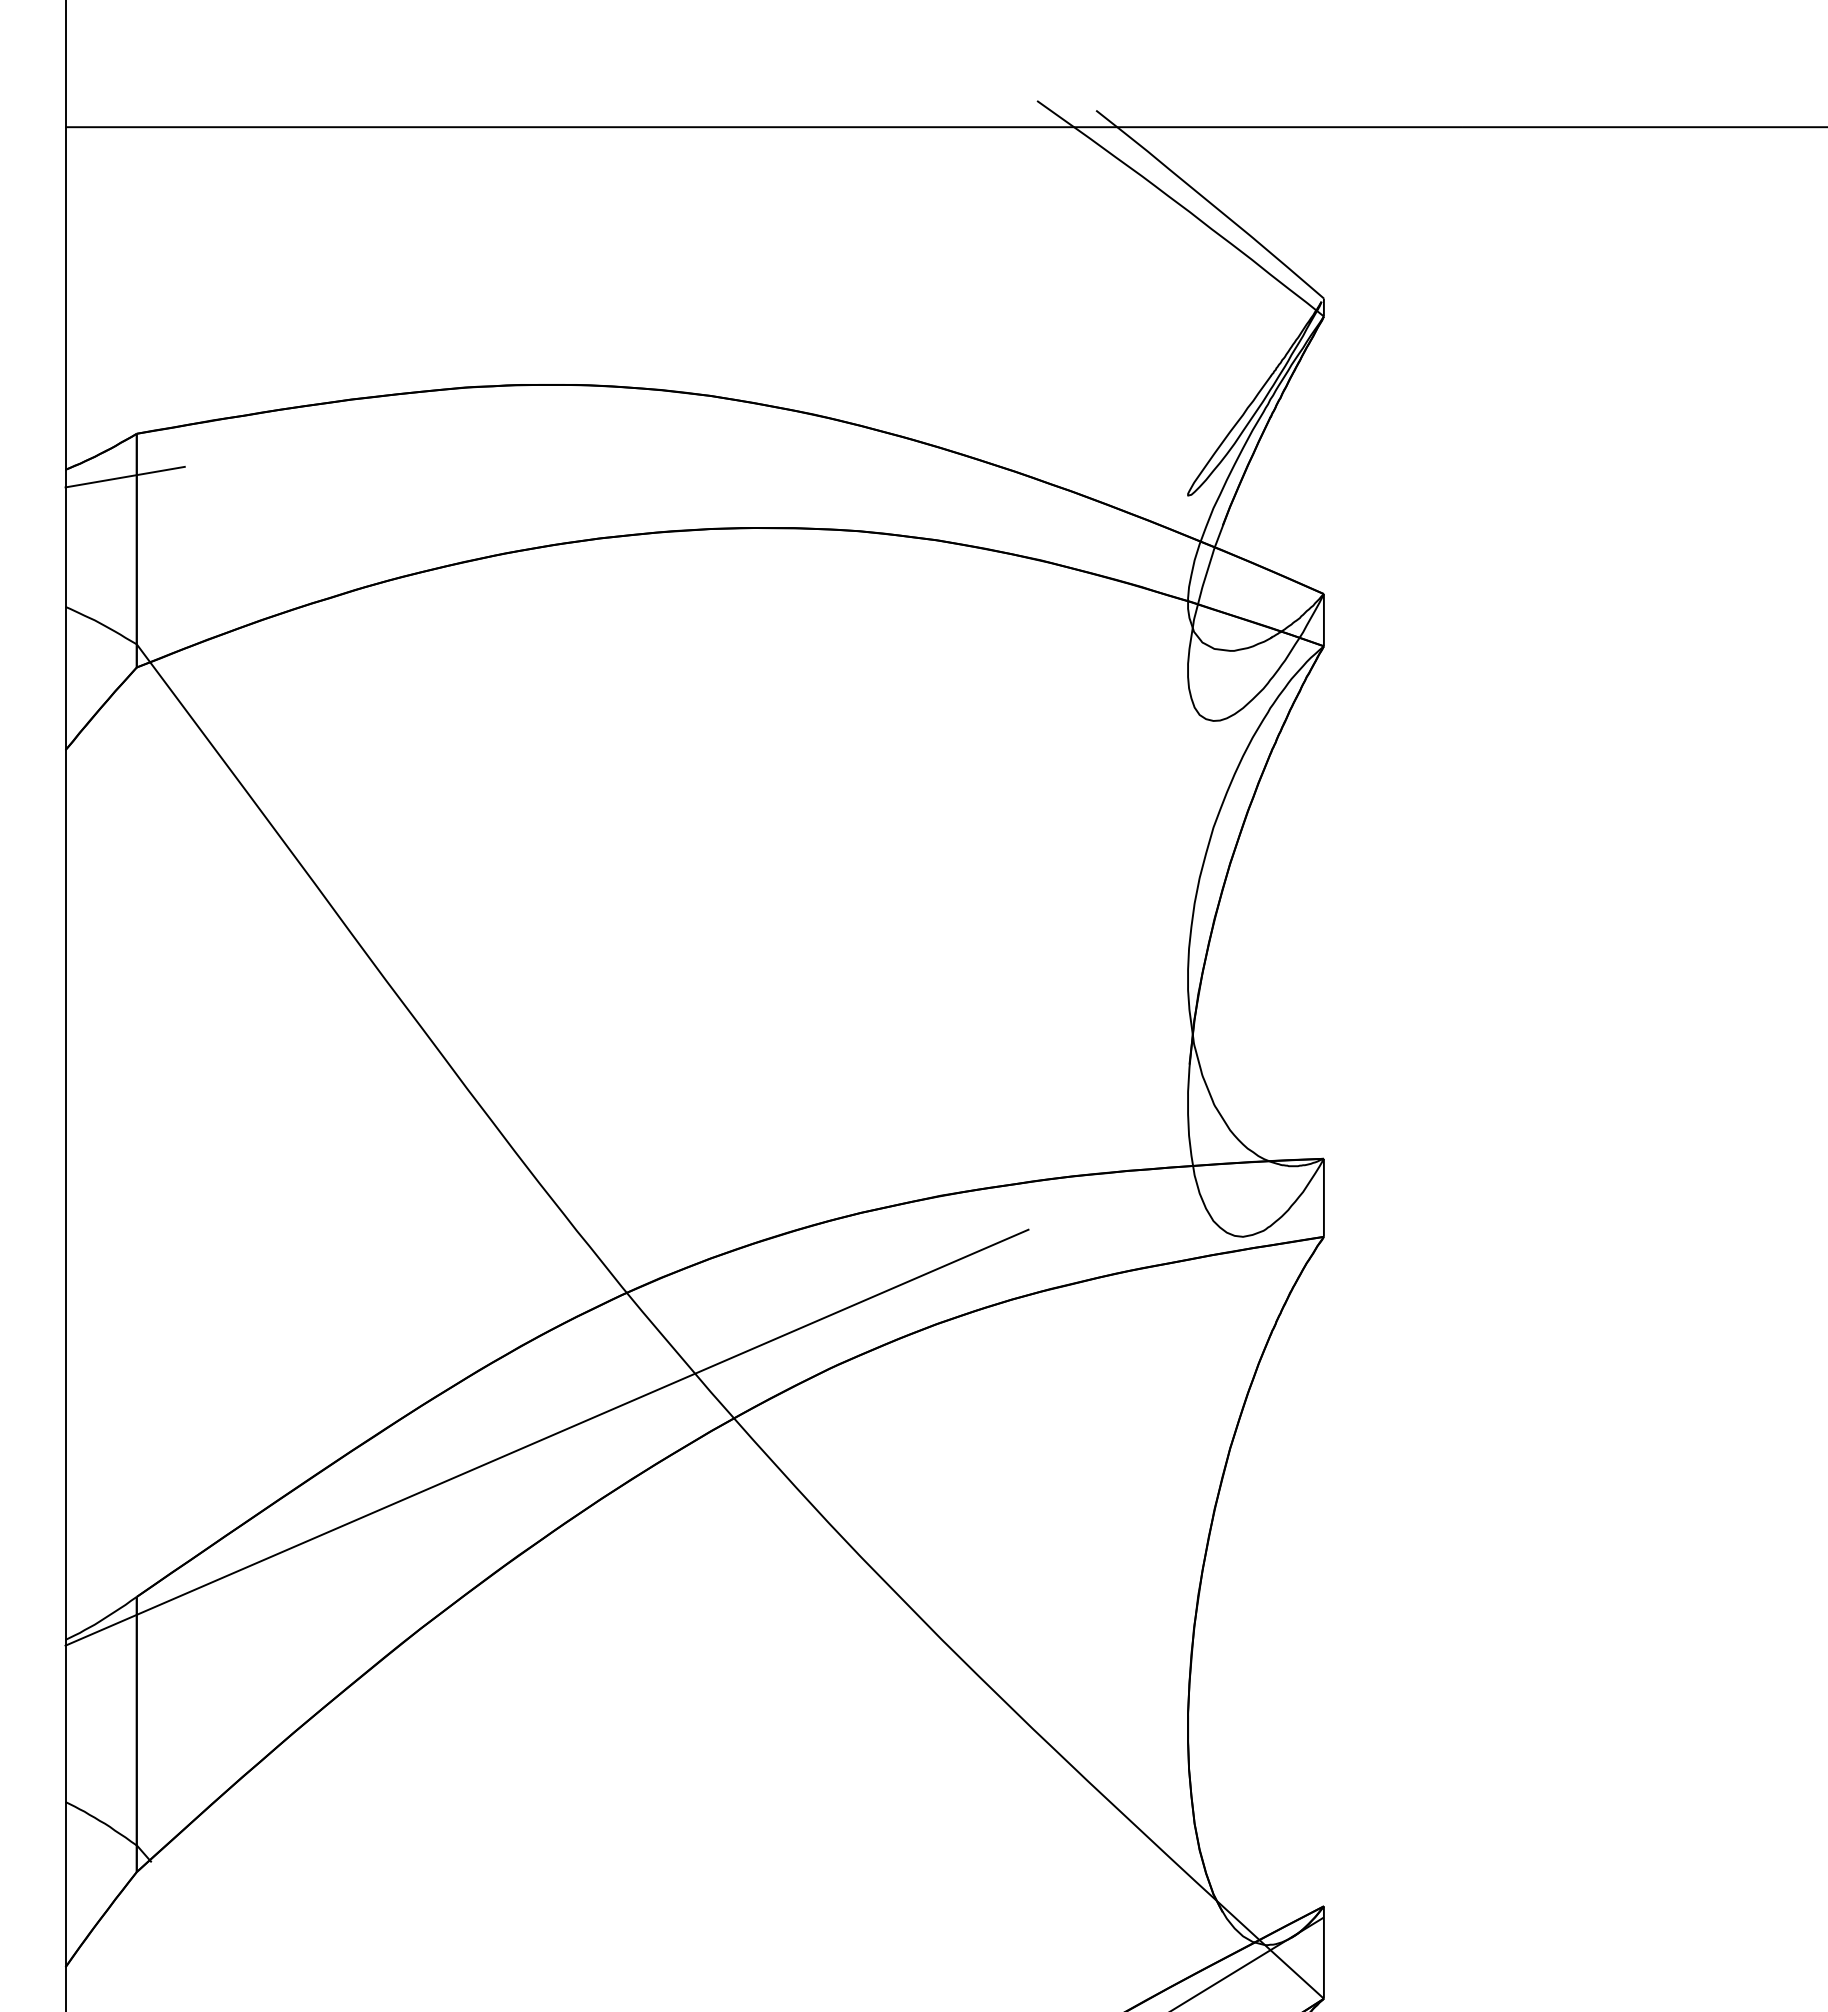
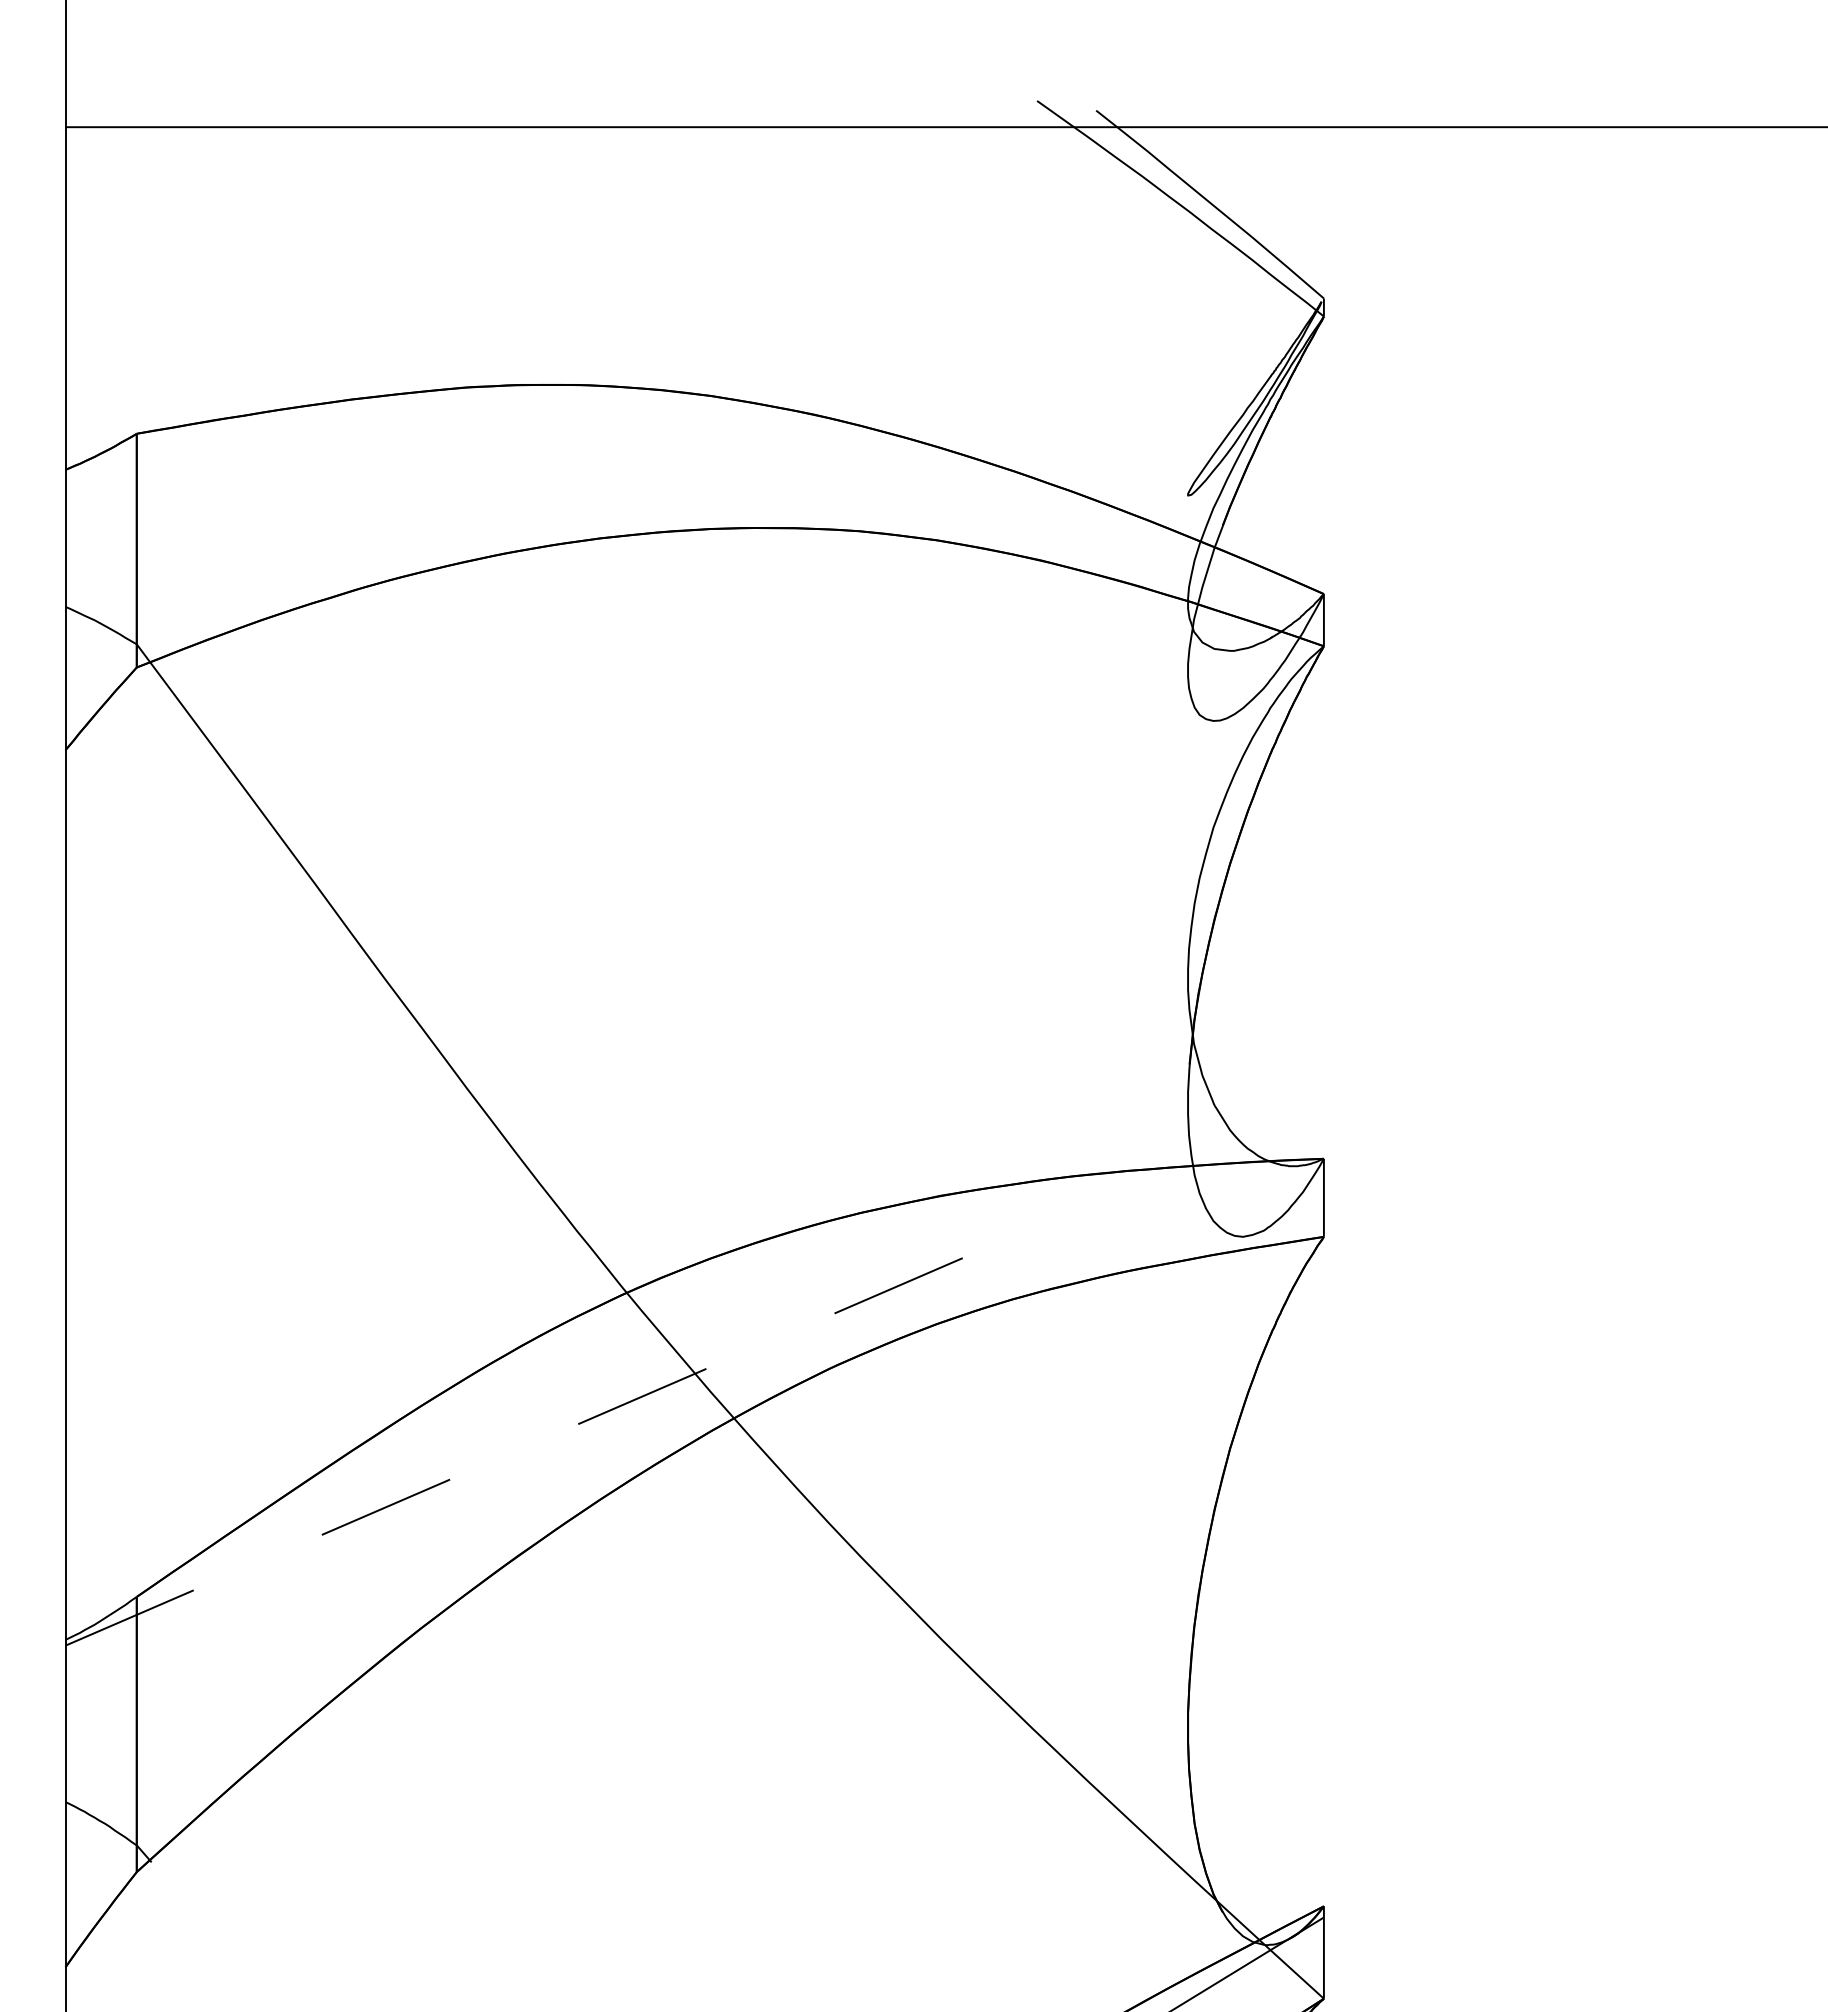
line: present -> none (124, 476)
line: solid -> dashed (547, 1437)
